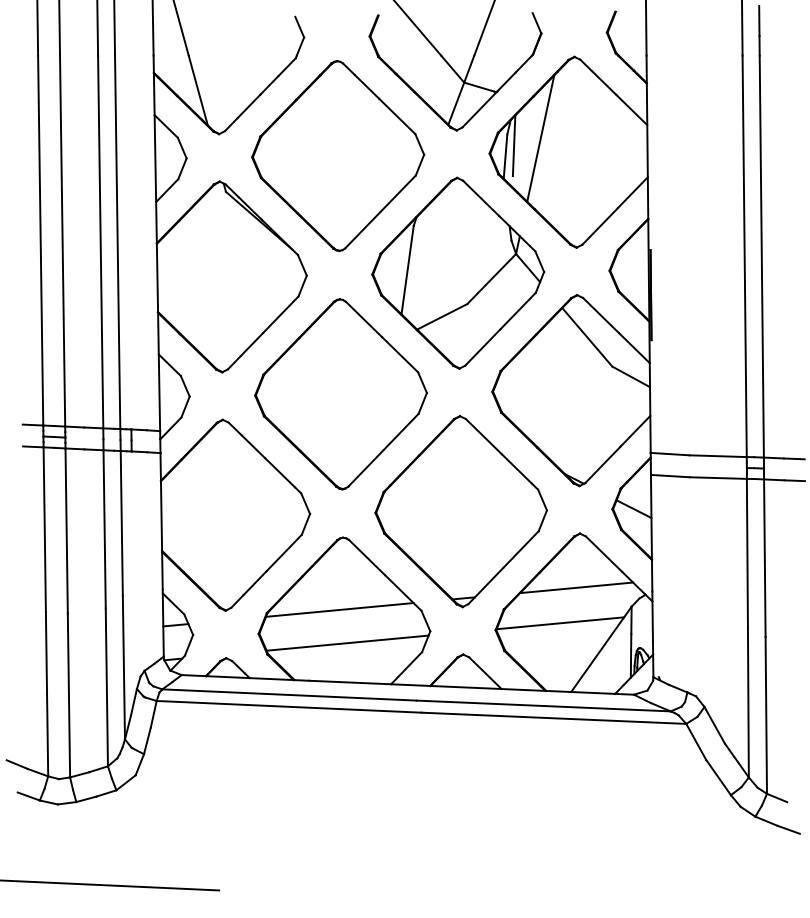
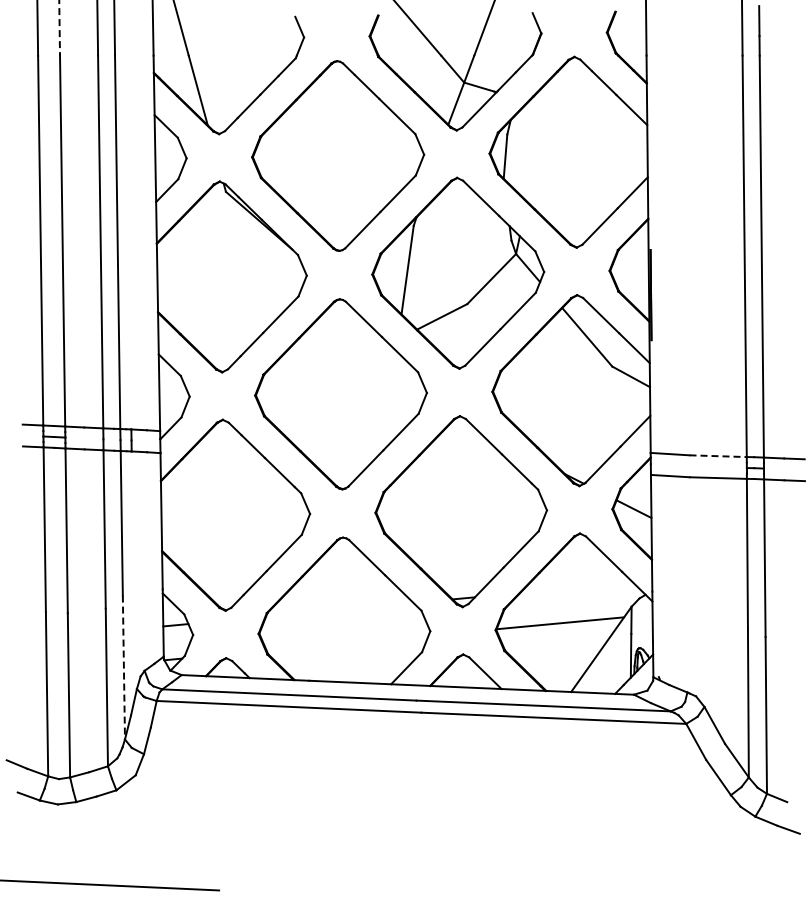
line: solid -> dashed (59, 28)
line: present -> none (540, 138)
line: present -> none (513, 145)
line: solid -> dashed (718, 456)
line: present -> none (576, 587)
line: present -> none (339, 609)
line: present -> none (347, 642)
line: solid -> dashed (123, 667)
